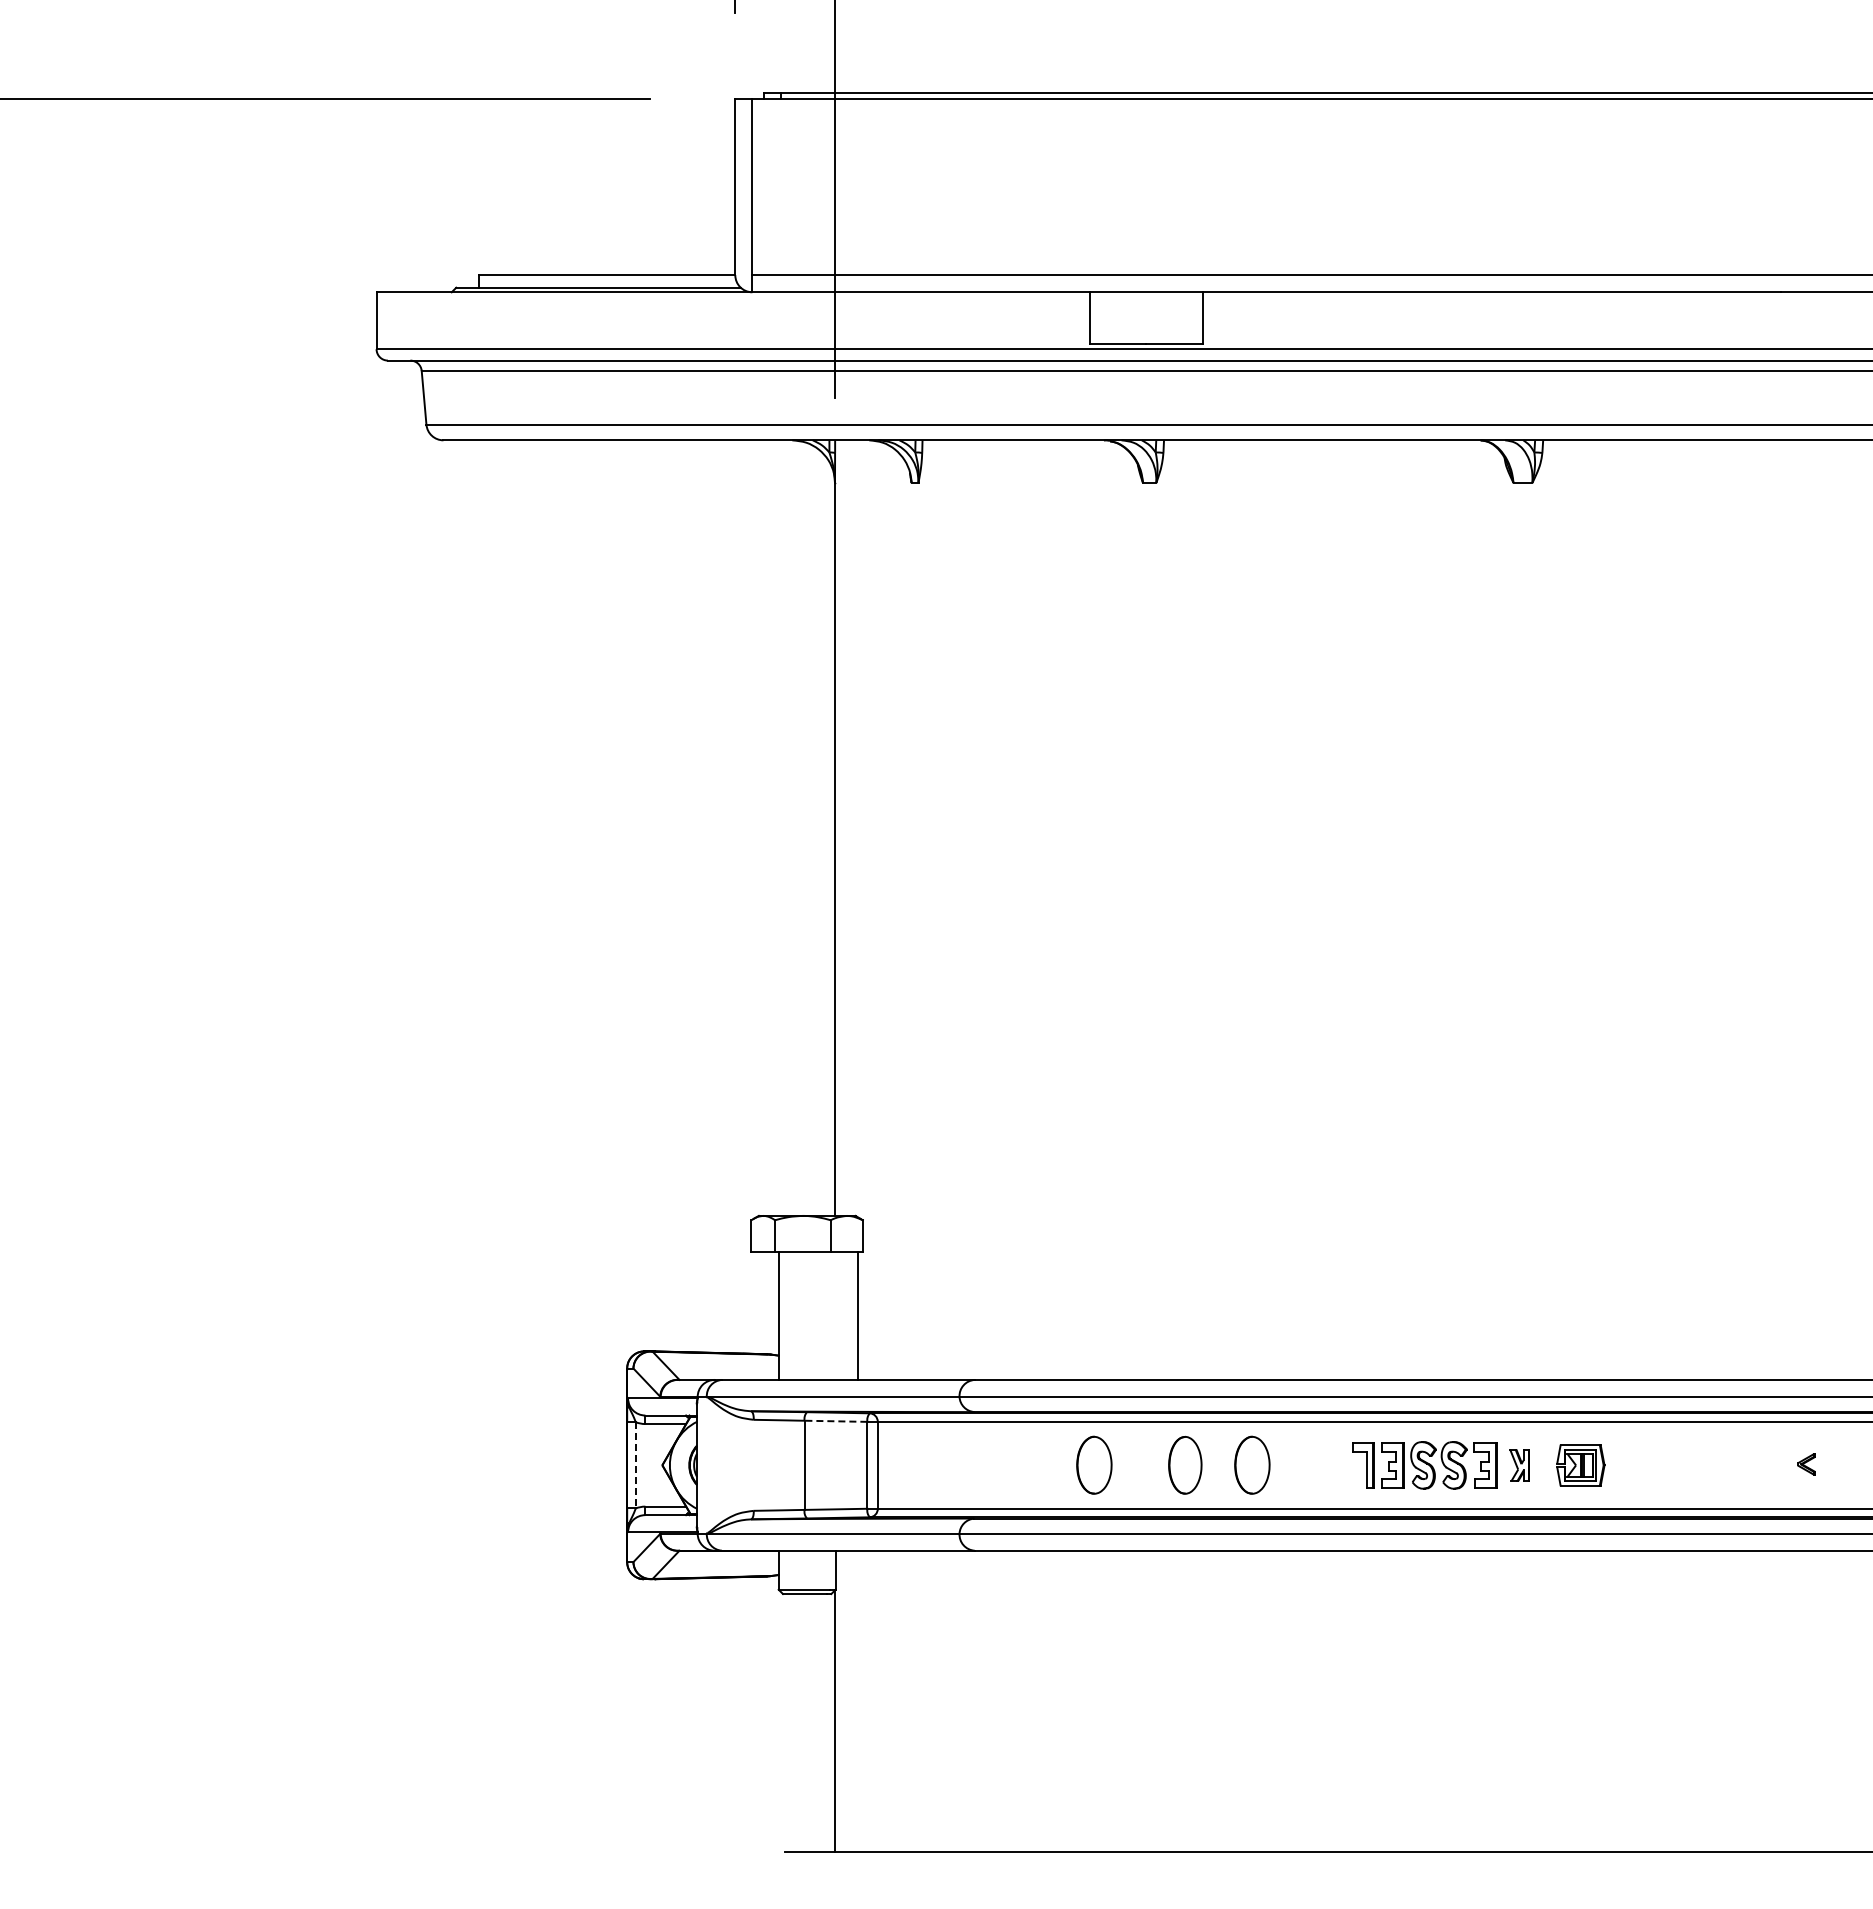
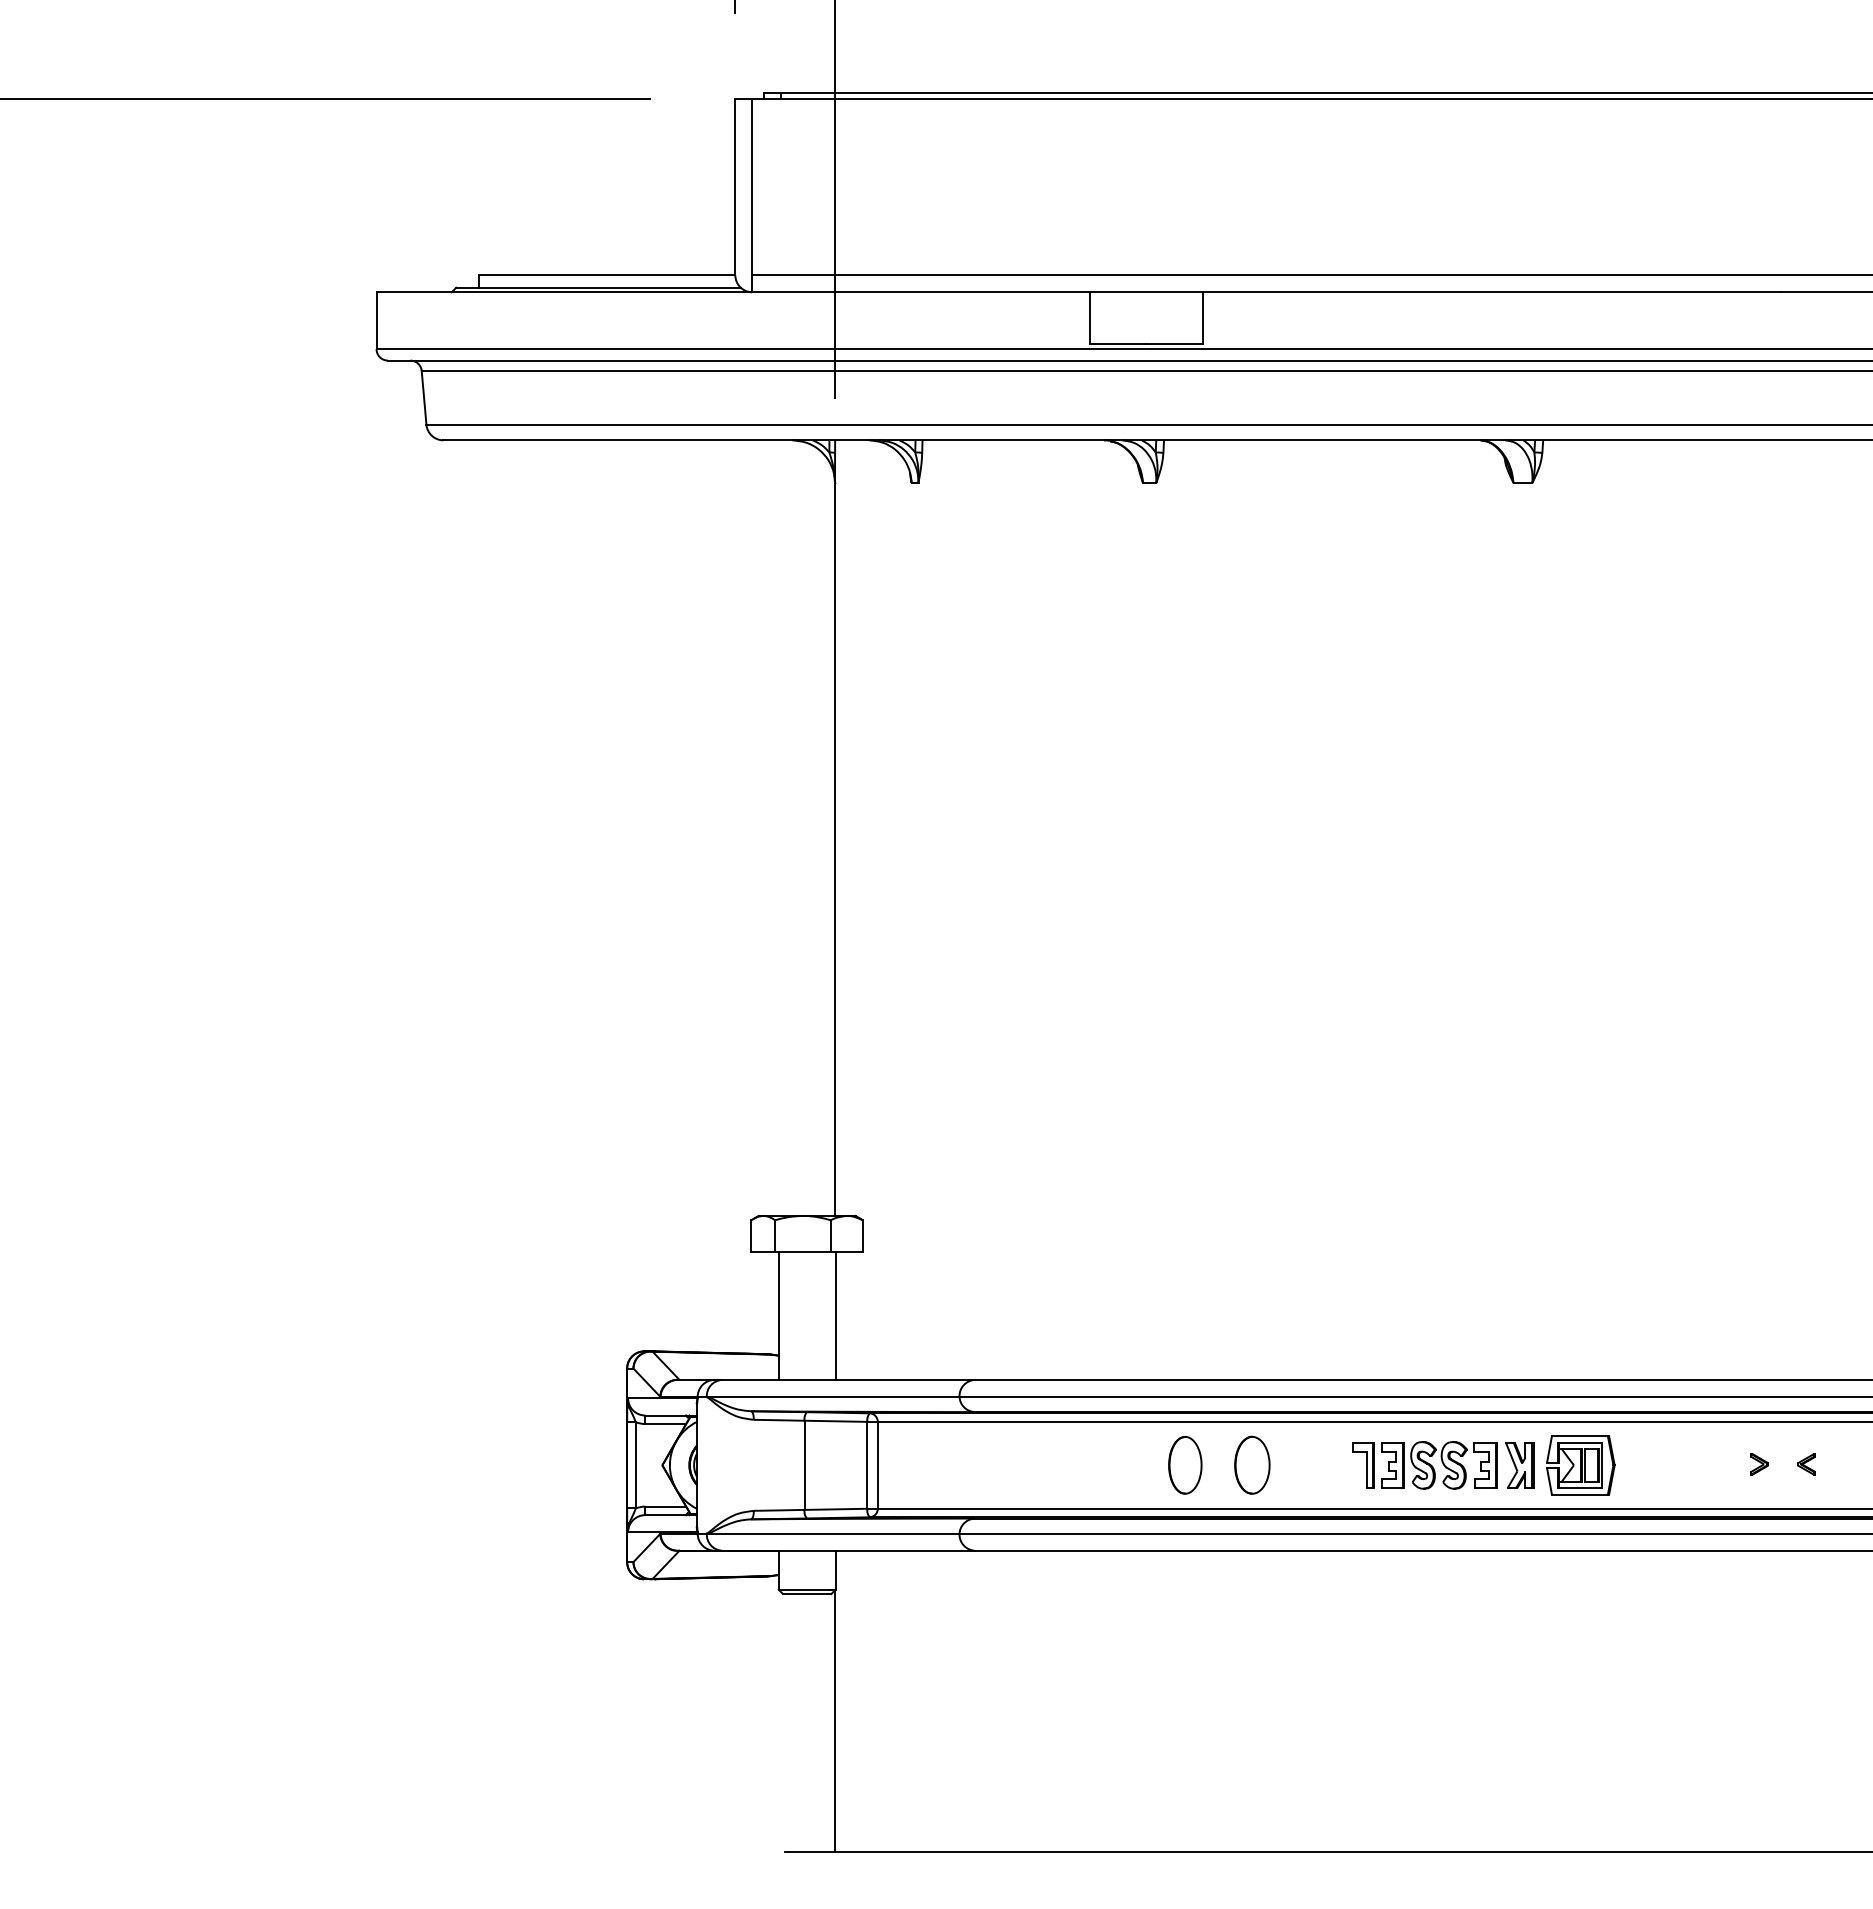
line position: (857, 1315) -> (835, 1315) (835, 1315)
line: dashed -> solid (835, 1421)
part: present -> none (1094, 1464)
part: none -> present (1759, 1464)
line: dashed -> solid (635, 1465)
part size: 21x33 px -> 30x47 px (1519, 1465)
part size: 50x43 px -> 70x61 px (1580, 1465)
